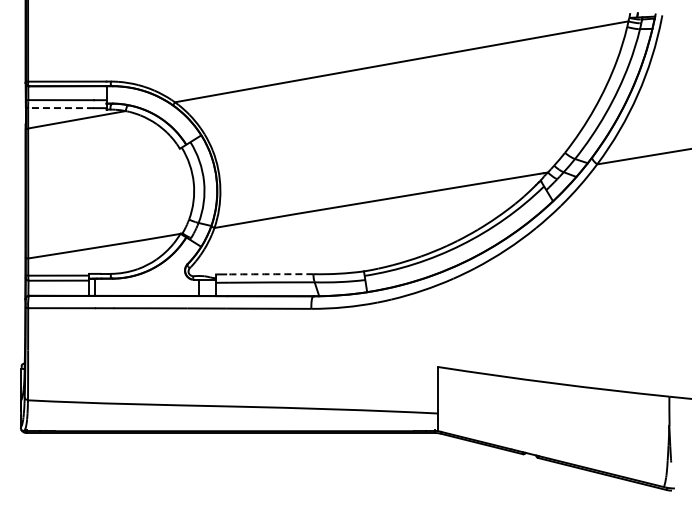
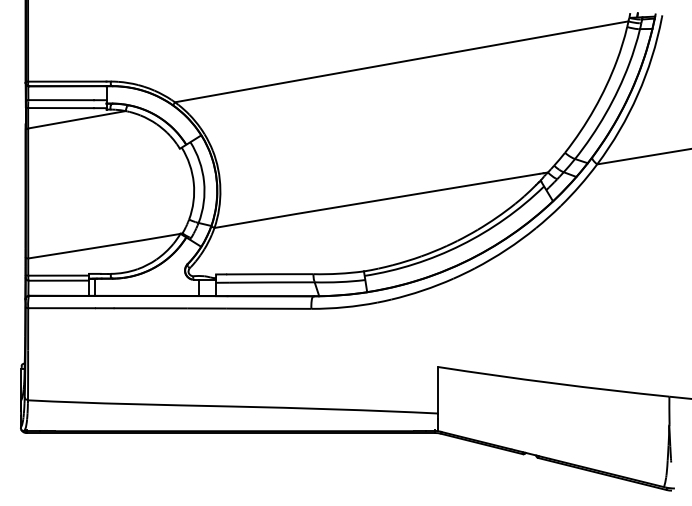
line: dashed -> solid (61, 108)
arc: dashed -> solid (269, 274)
